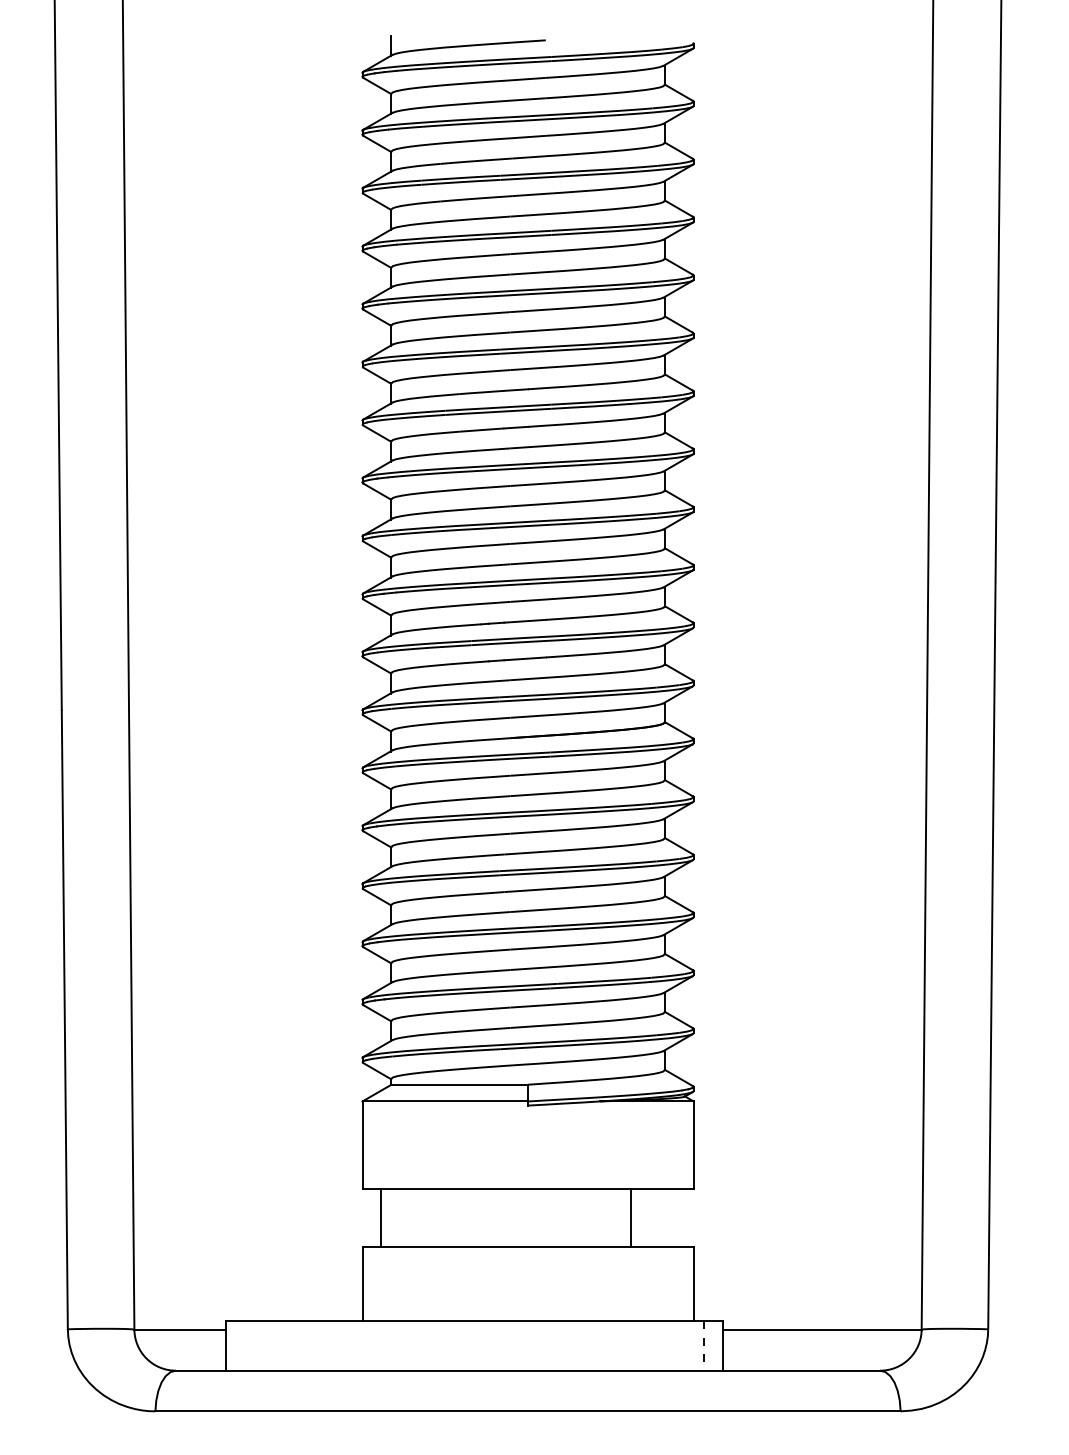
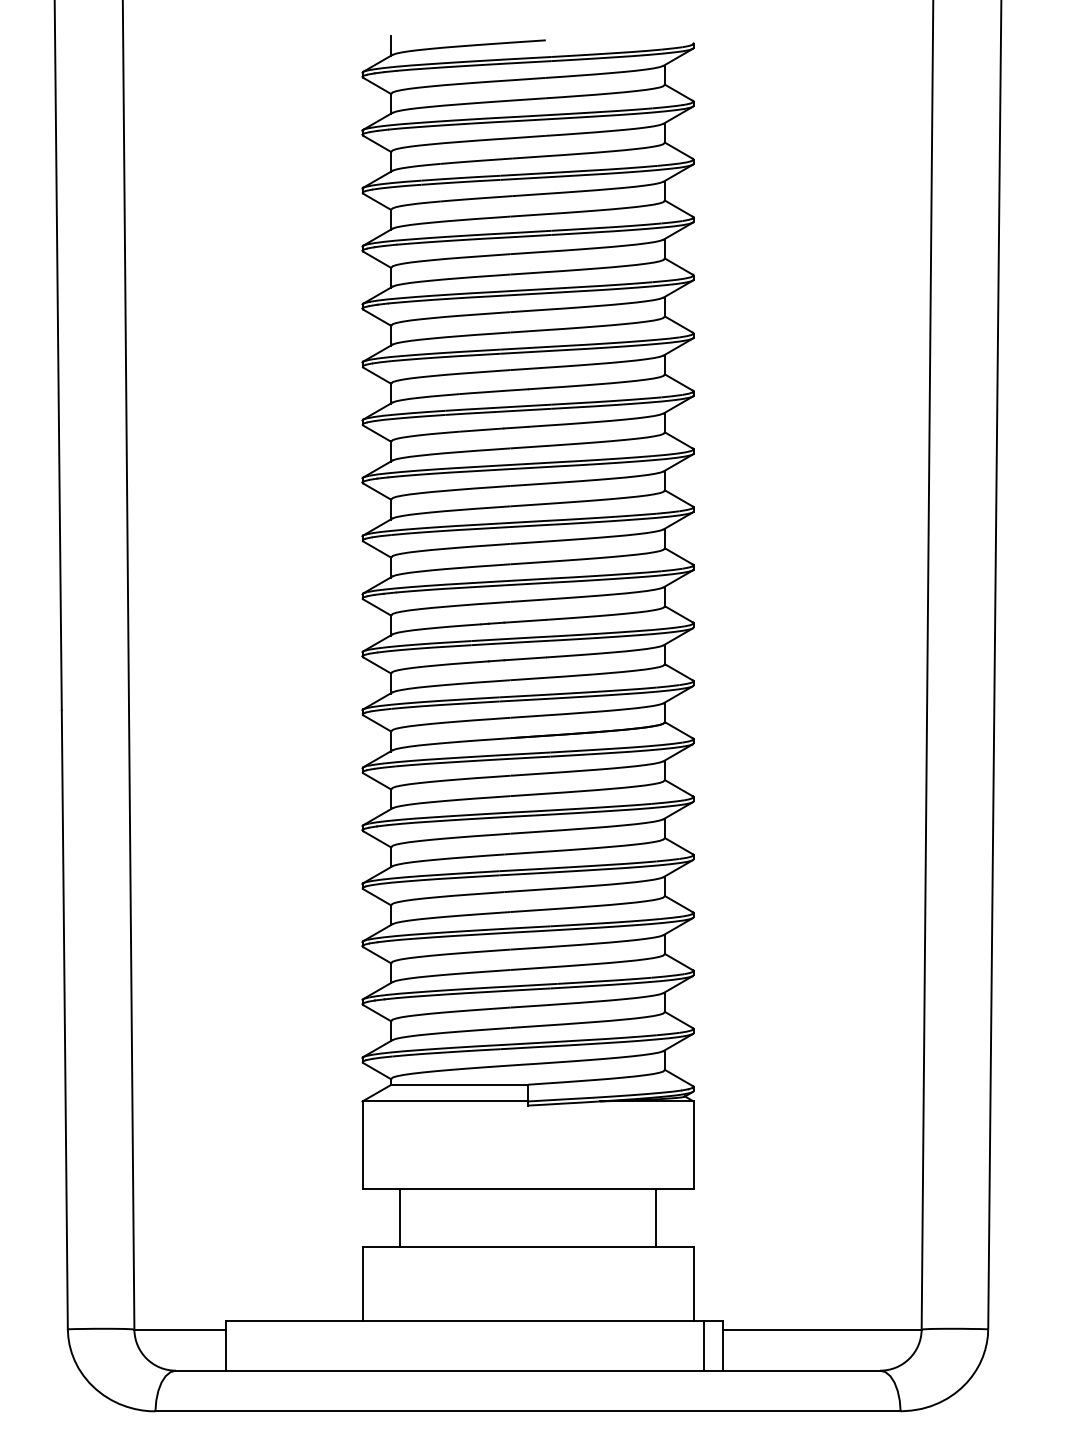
line position: (380, 1217) -> (399, 1217) (399, 1217)
line position: (631, 1217) -> (656, 1217) (656, 1217)
line: dashed -> solid (704, 1345)
